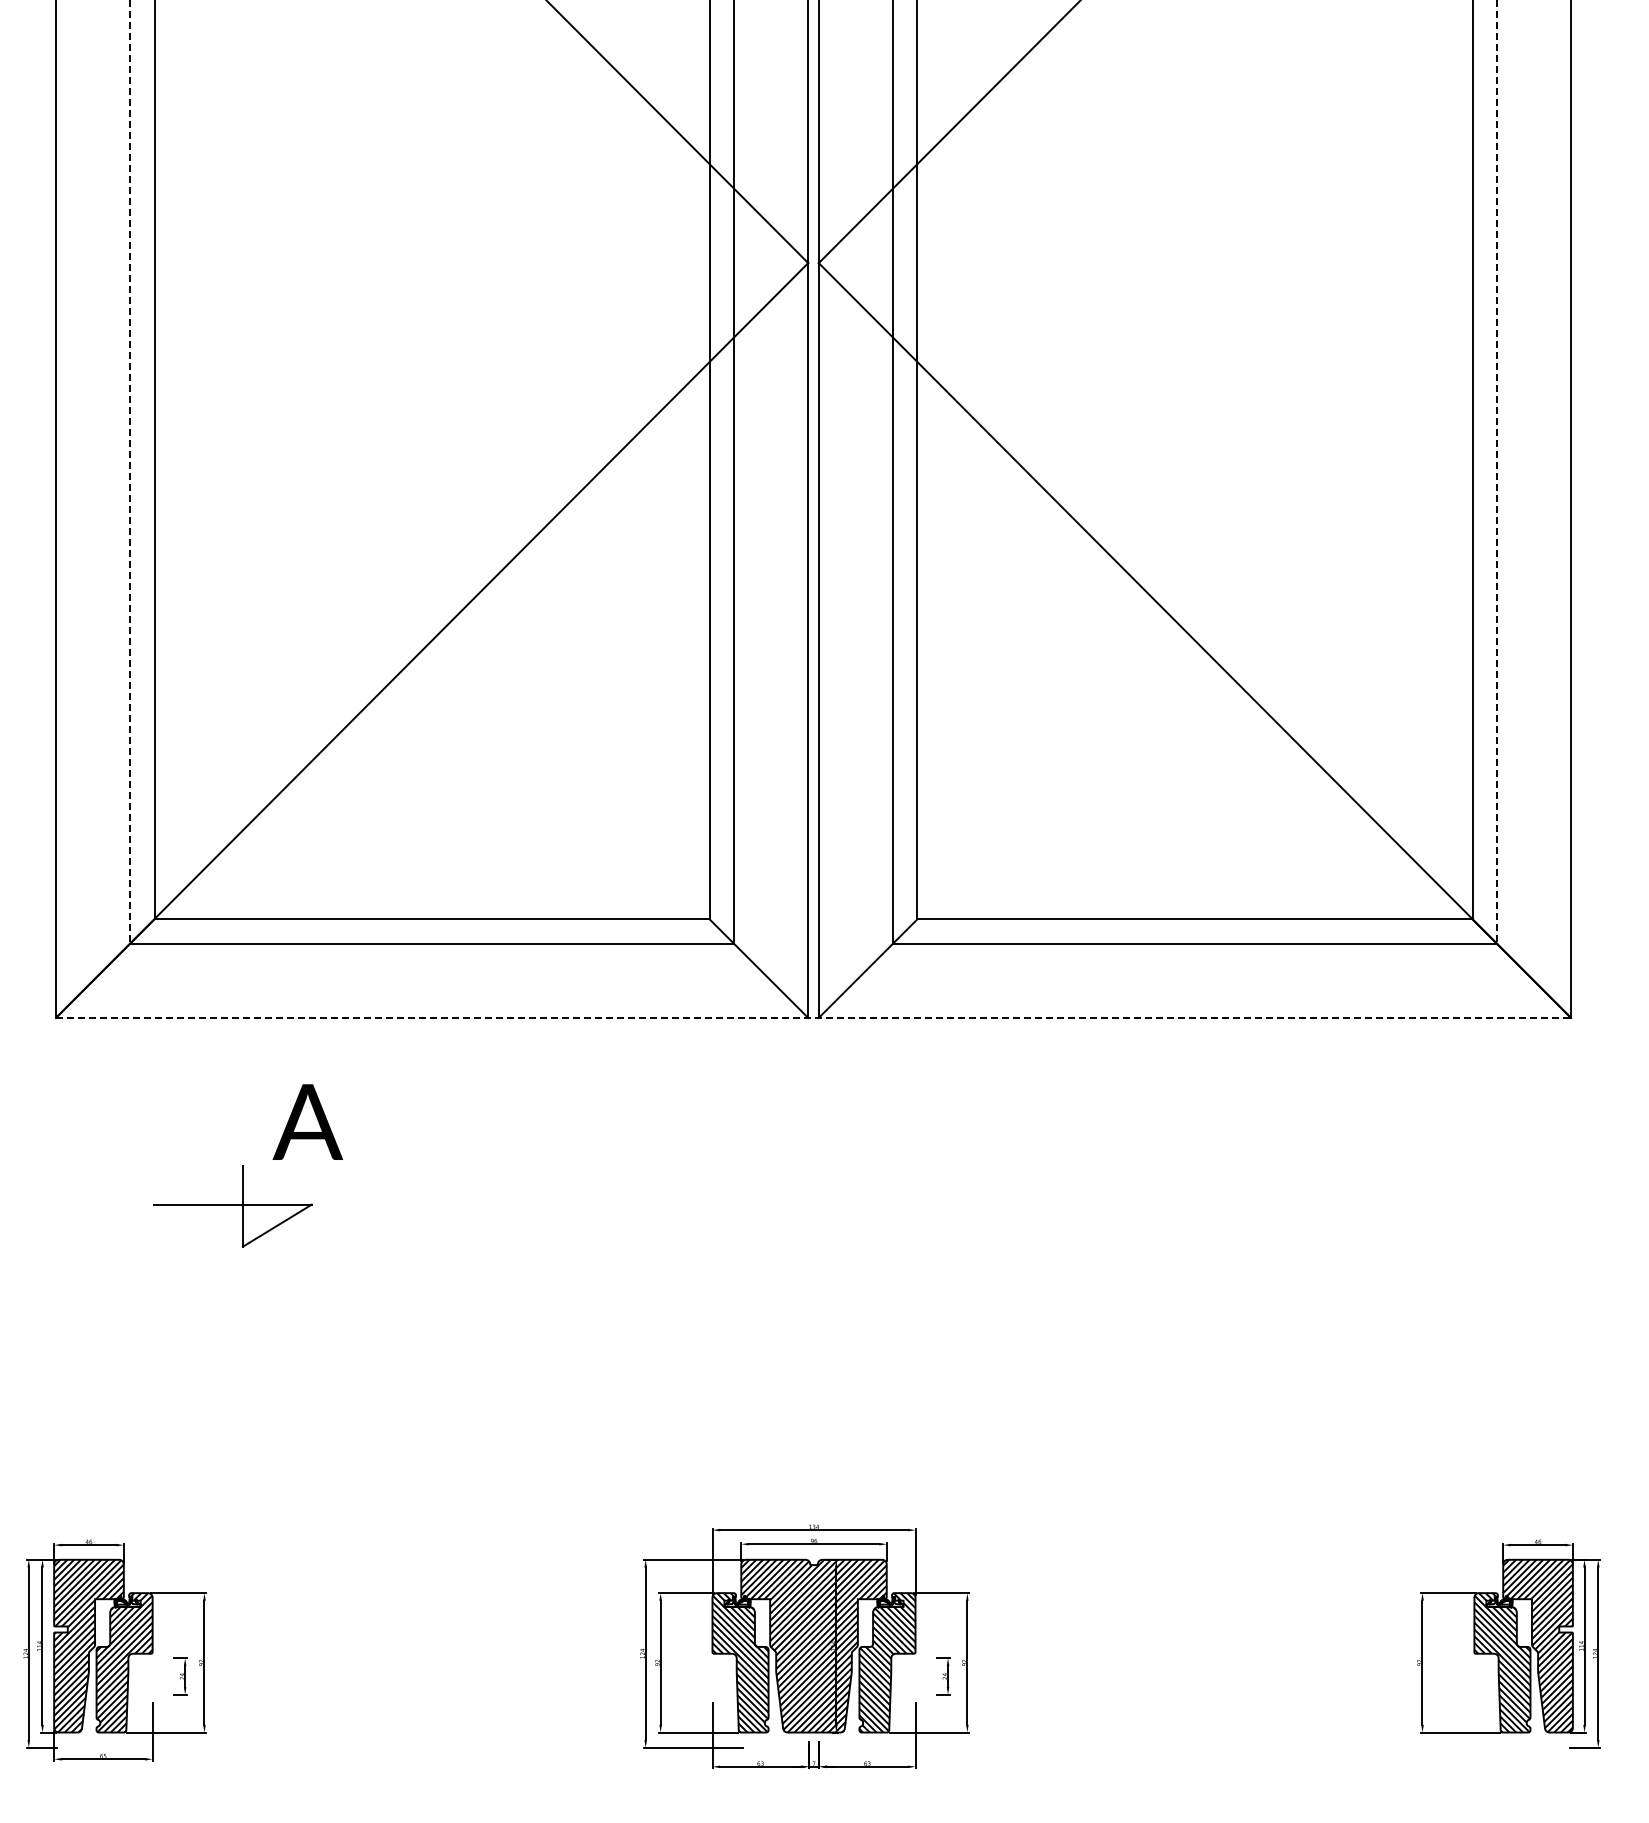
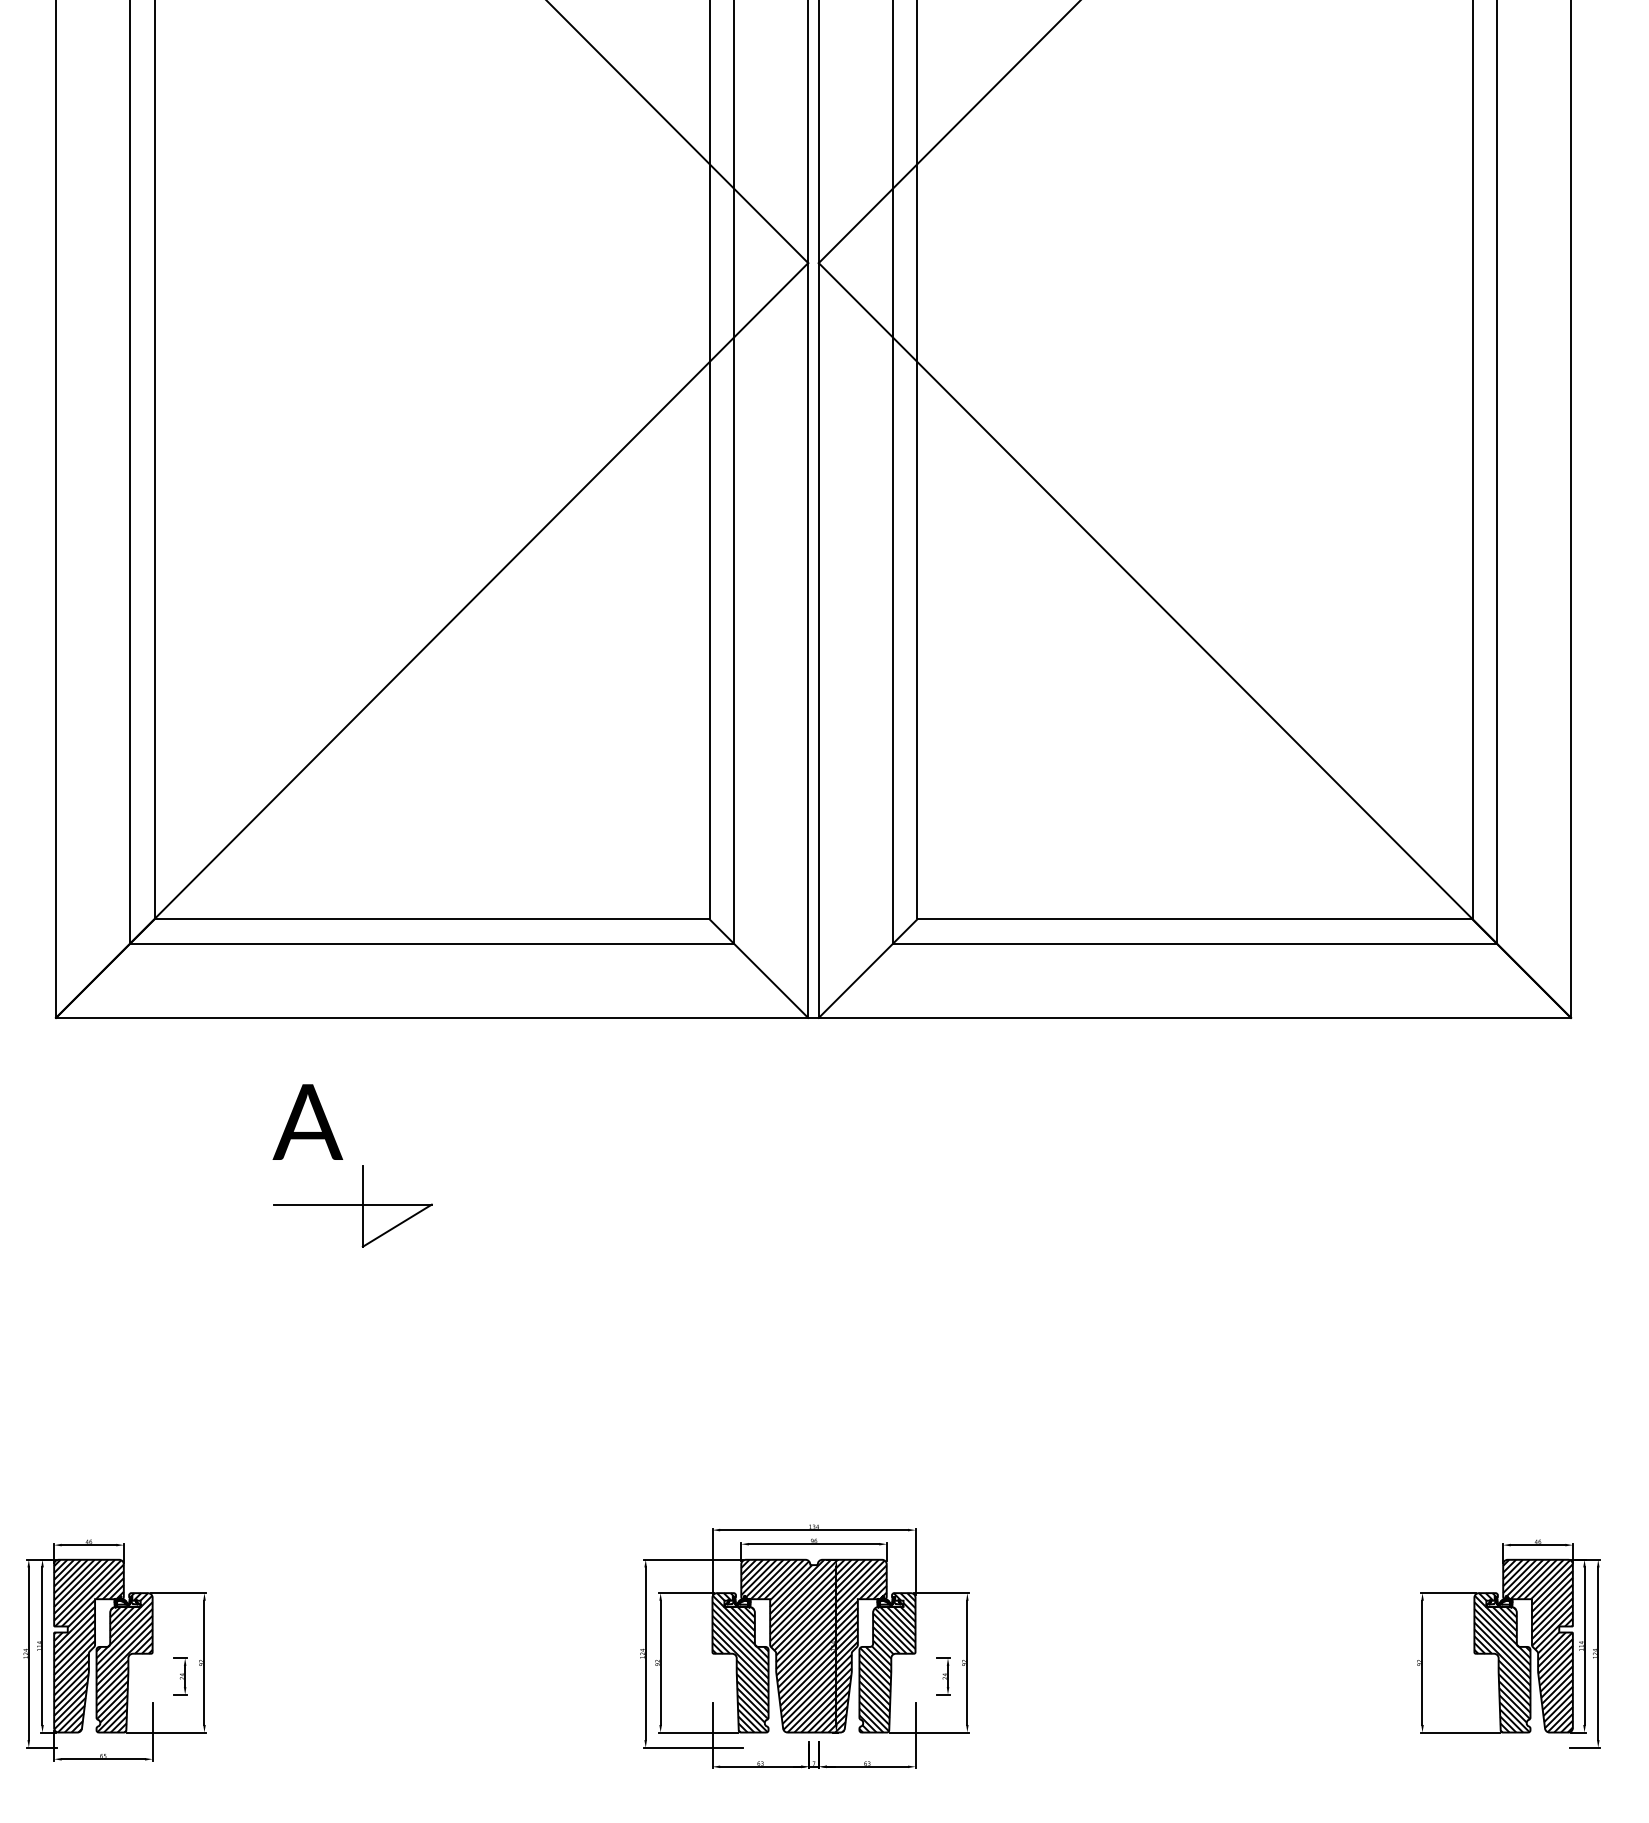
line: dashed -> solid (130, 471)
line: dashed -> solid (1496, 471)
line: dashed -> solid (814, 1017)
part position: (232, 1206) -> (352, 1206) (352, 1206)
